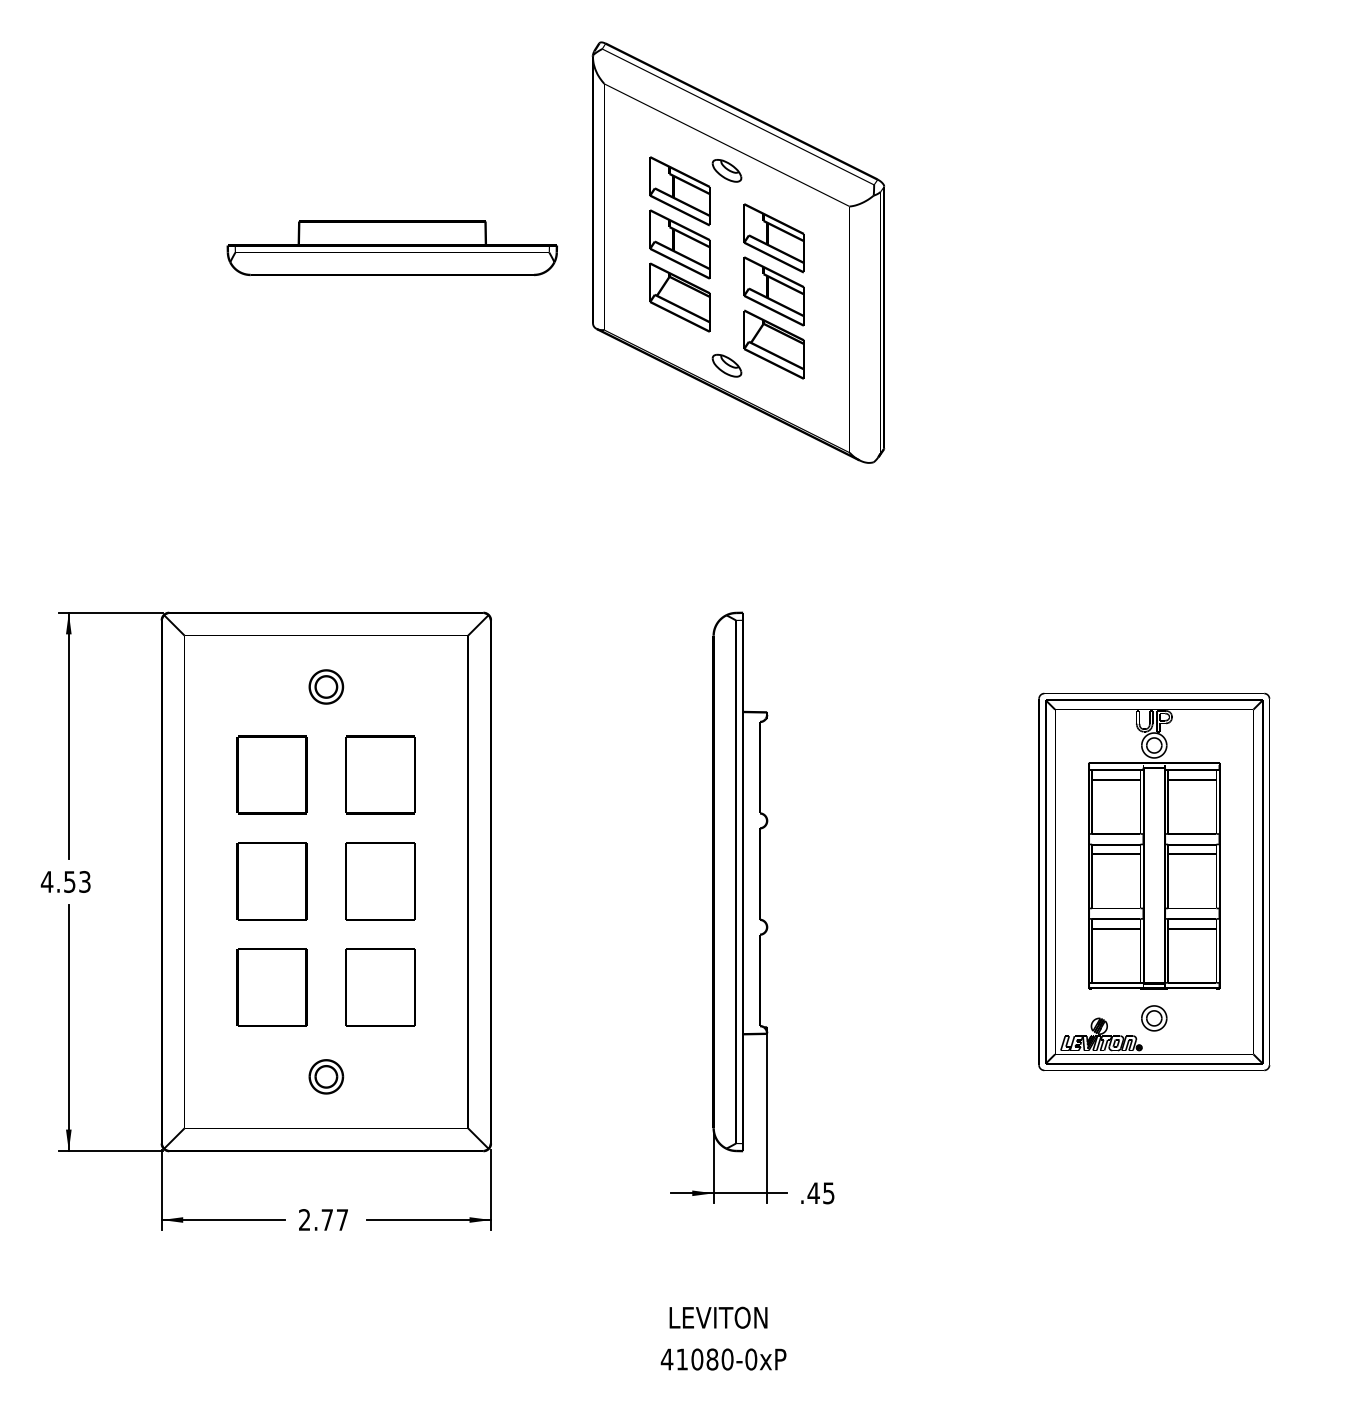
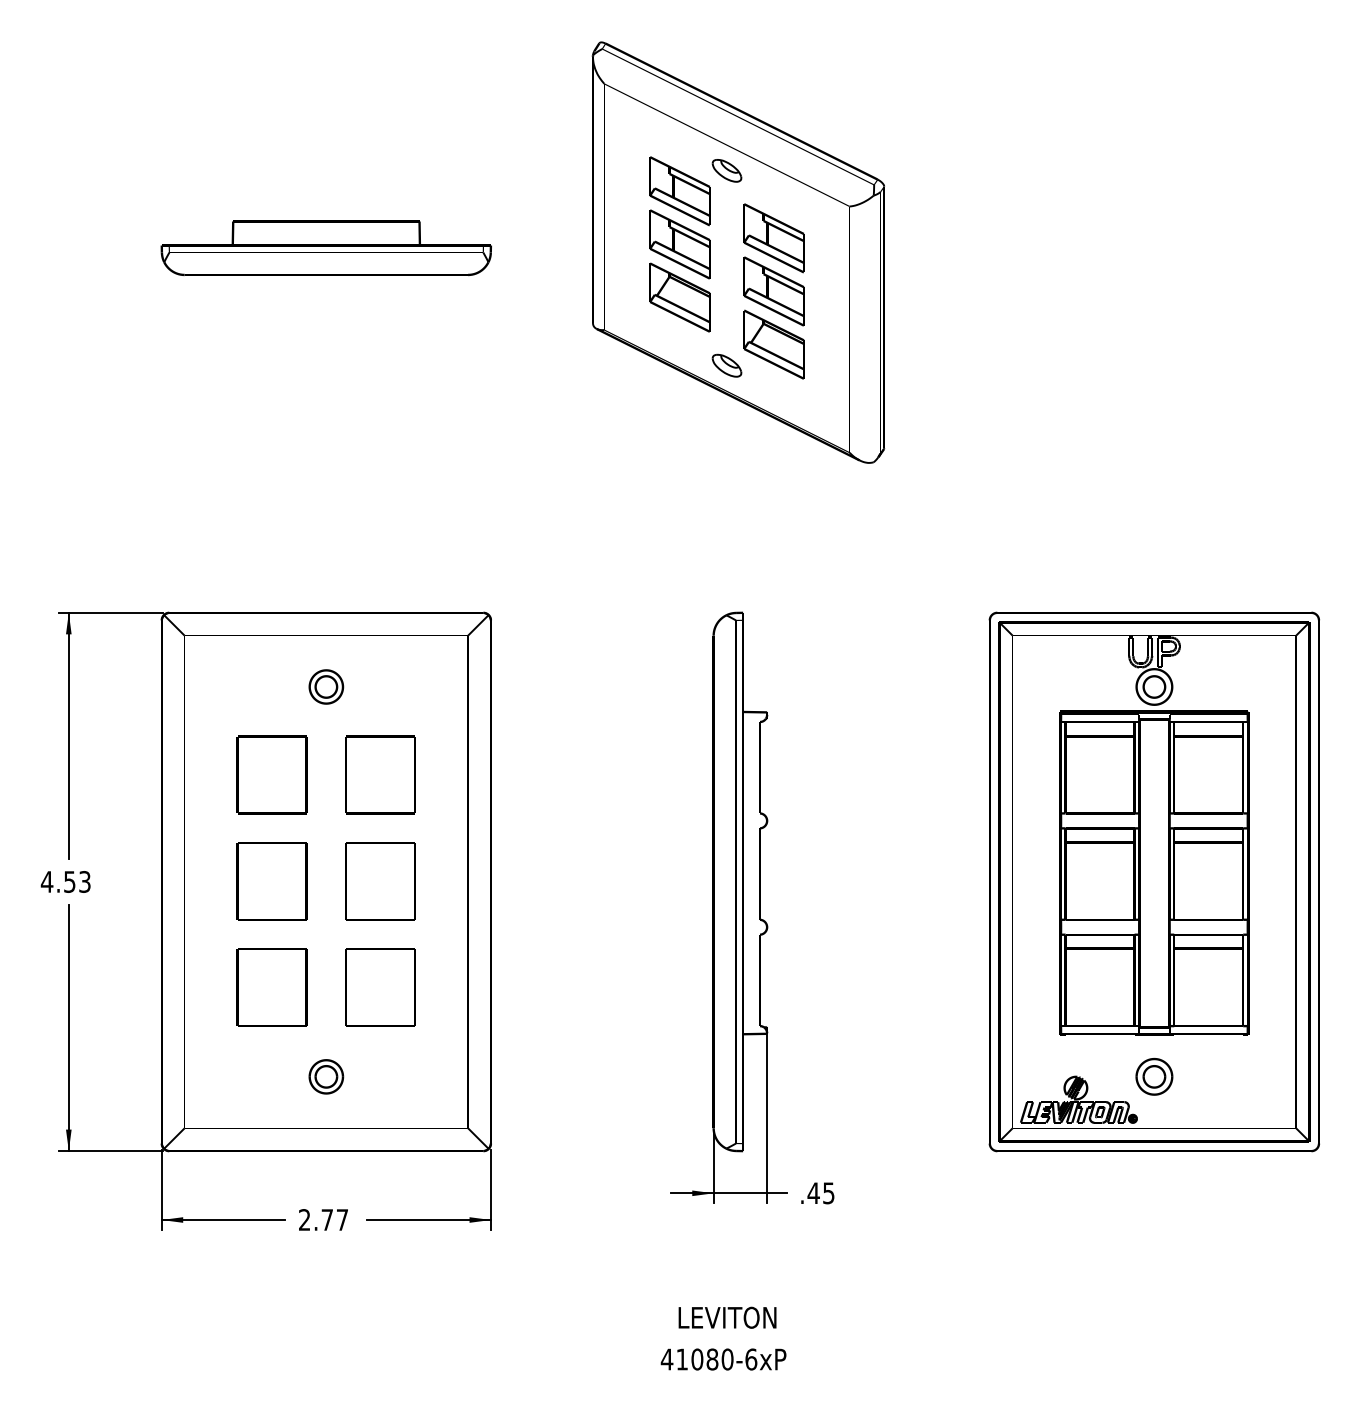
part position: (391, 248) -> (325, 248) (325, 248)
part size: 233x380 px -> 332x542 px (1153, 881)
text position: (718, 1317) -> (727, 1317) (727, 1317)
text: 41080-0xP -> 41080-6xP (751, 1359)
